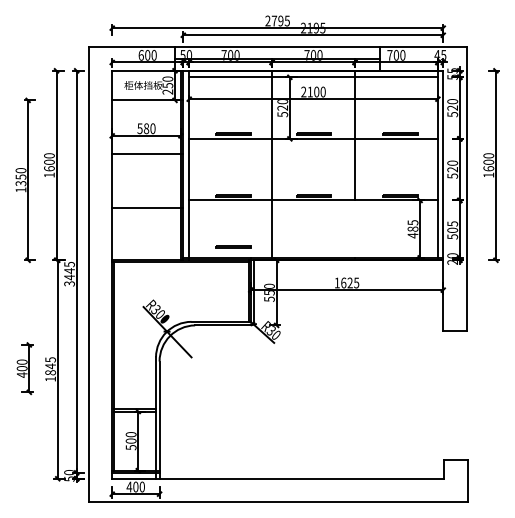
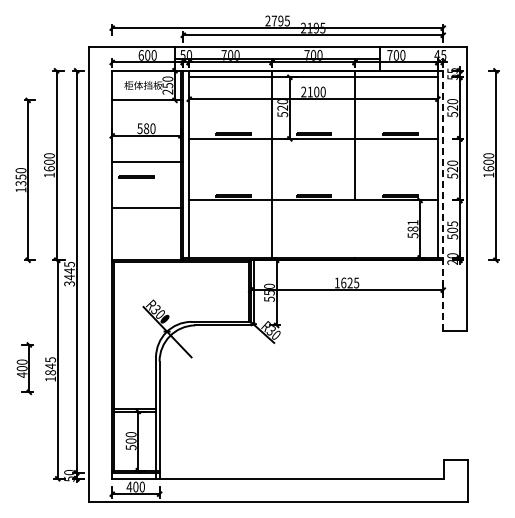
line position: (147, 154) -> (147, 162) (147, 162)
line: solid -> dashed (443, 201)
text: 485 -> 581 (412, 229)
line position: (233, 246) -> (136, 176) (136, 176)
